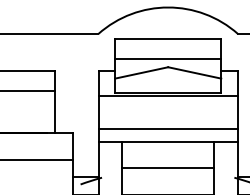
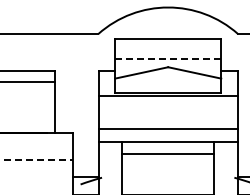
line: solid -> dashed (167, 58)
line position: (28, 90) -> (28, 81) (28, 81)
line: solid -> dashed (37, 159)
line position: (167, 167) -> (167, 153) (167, 153)
